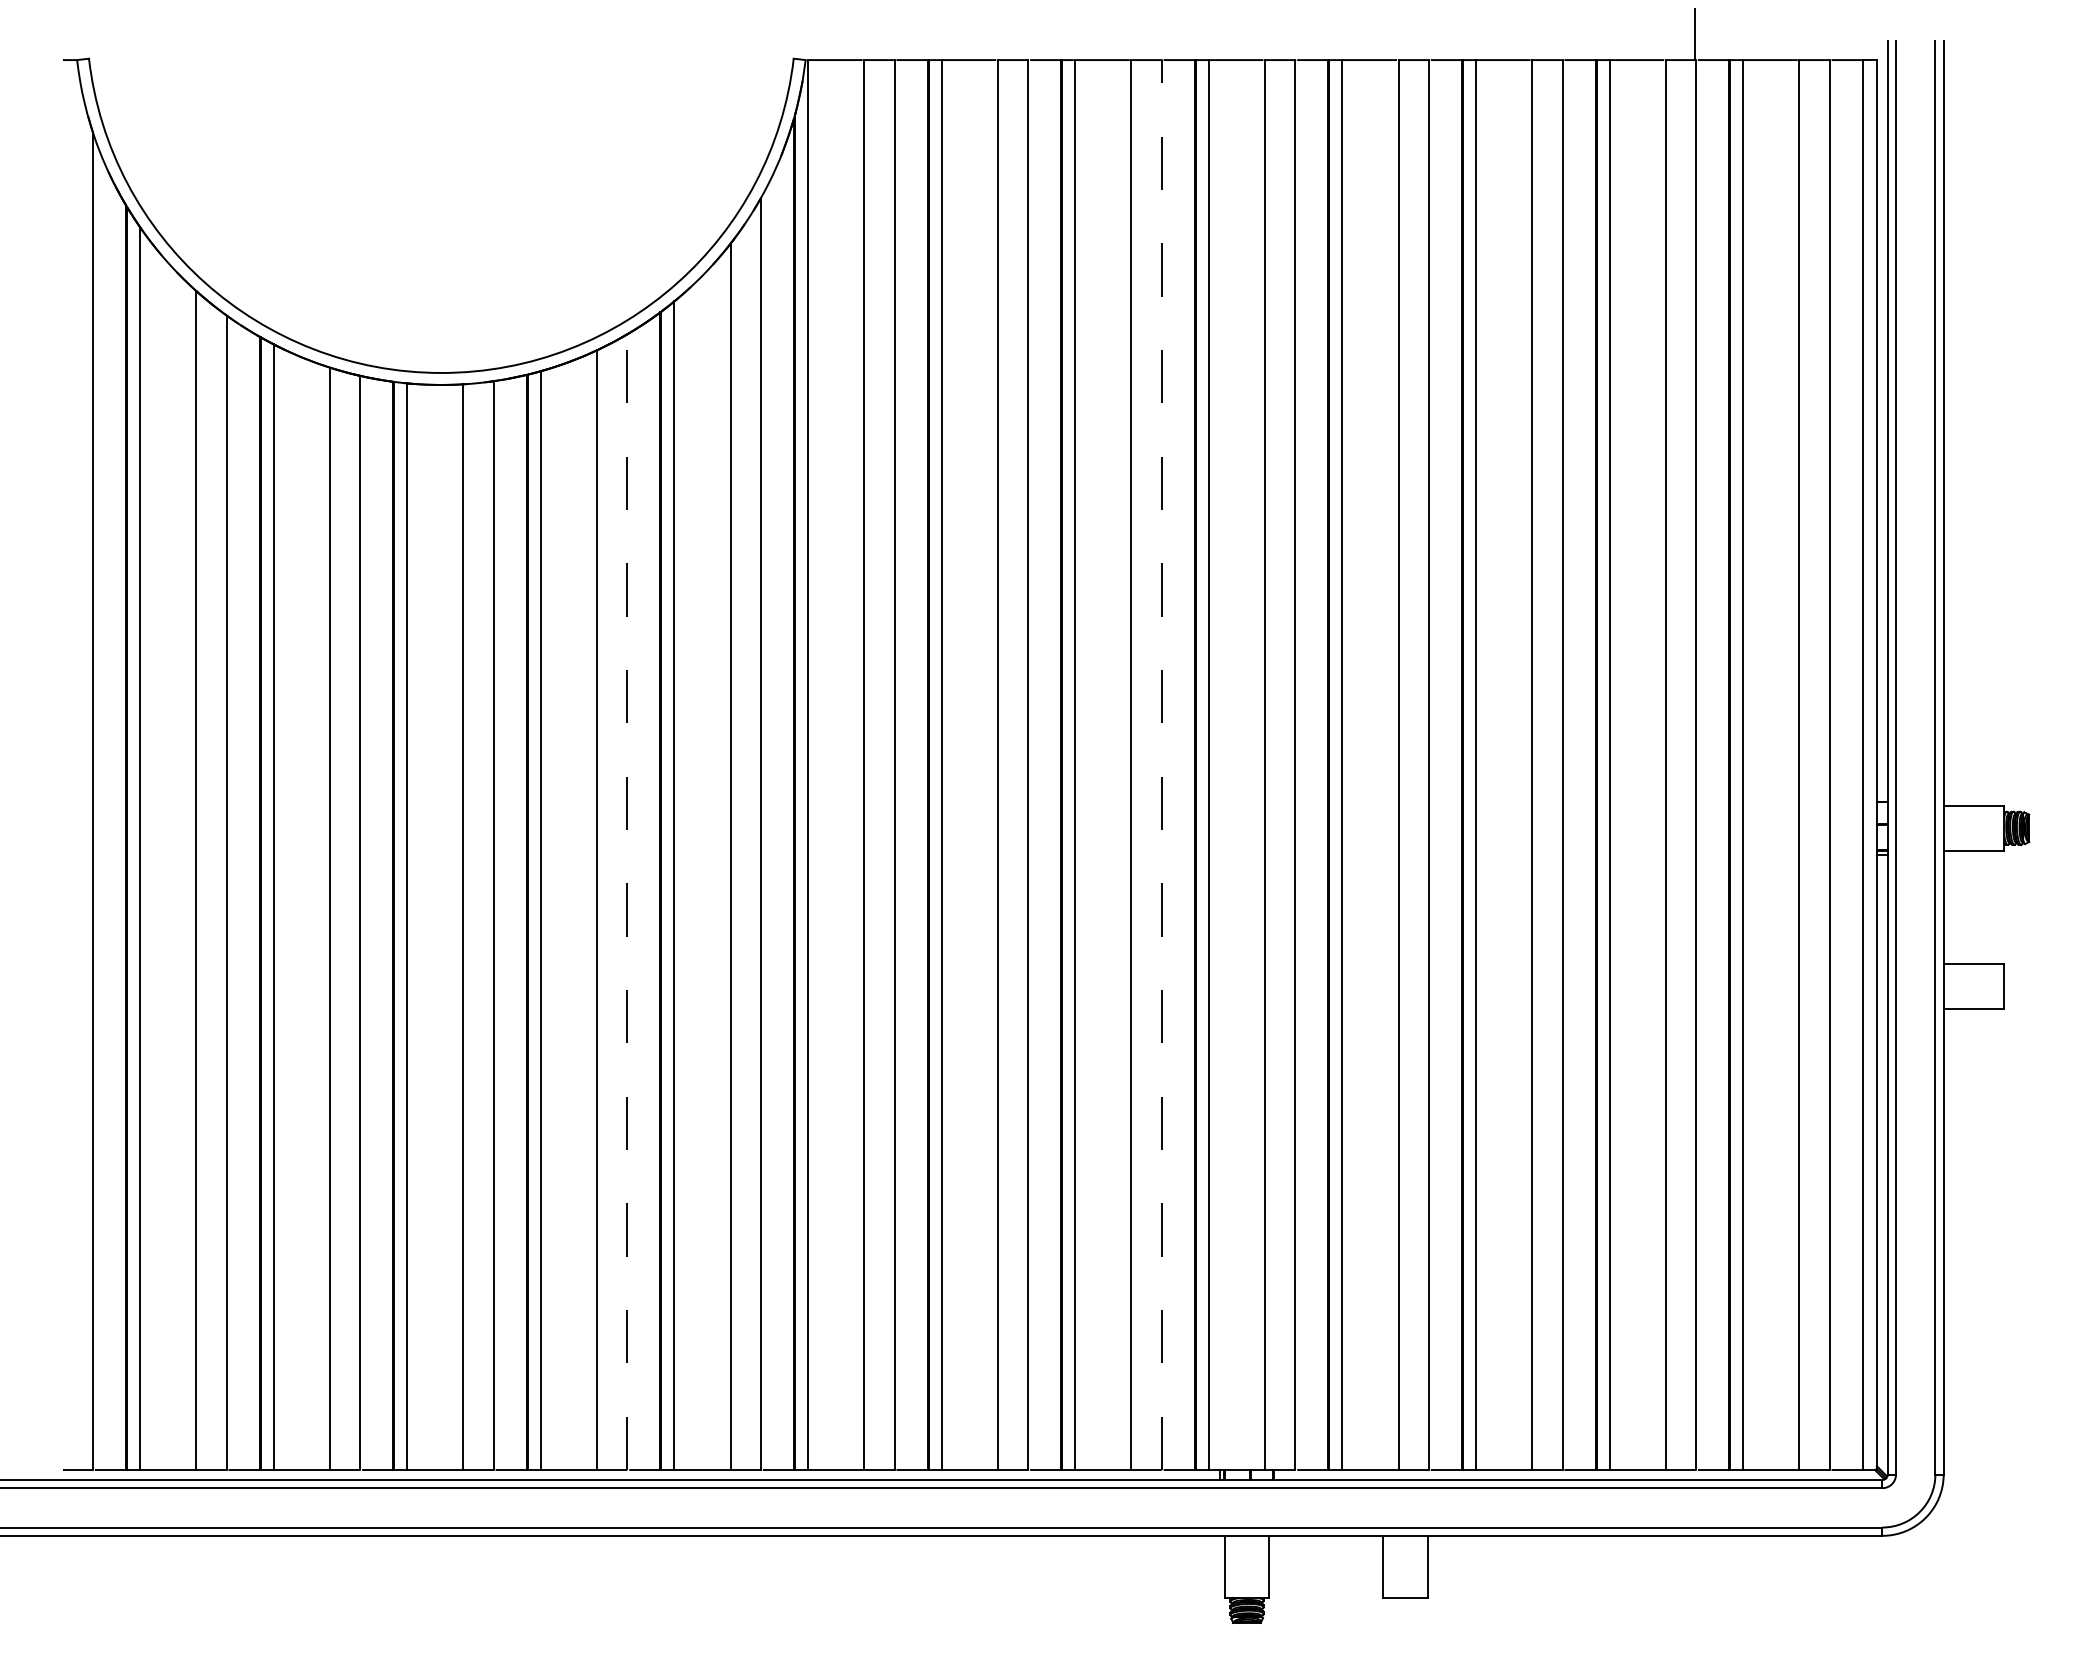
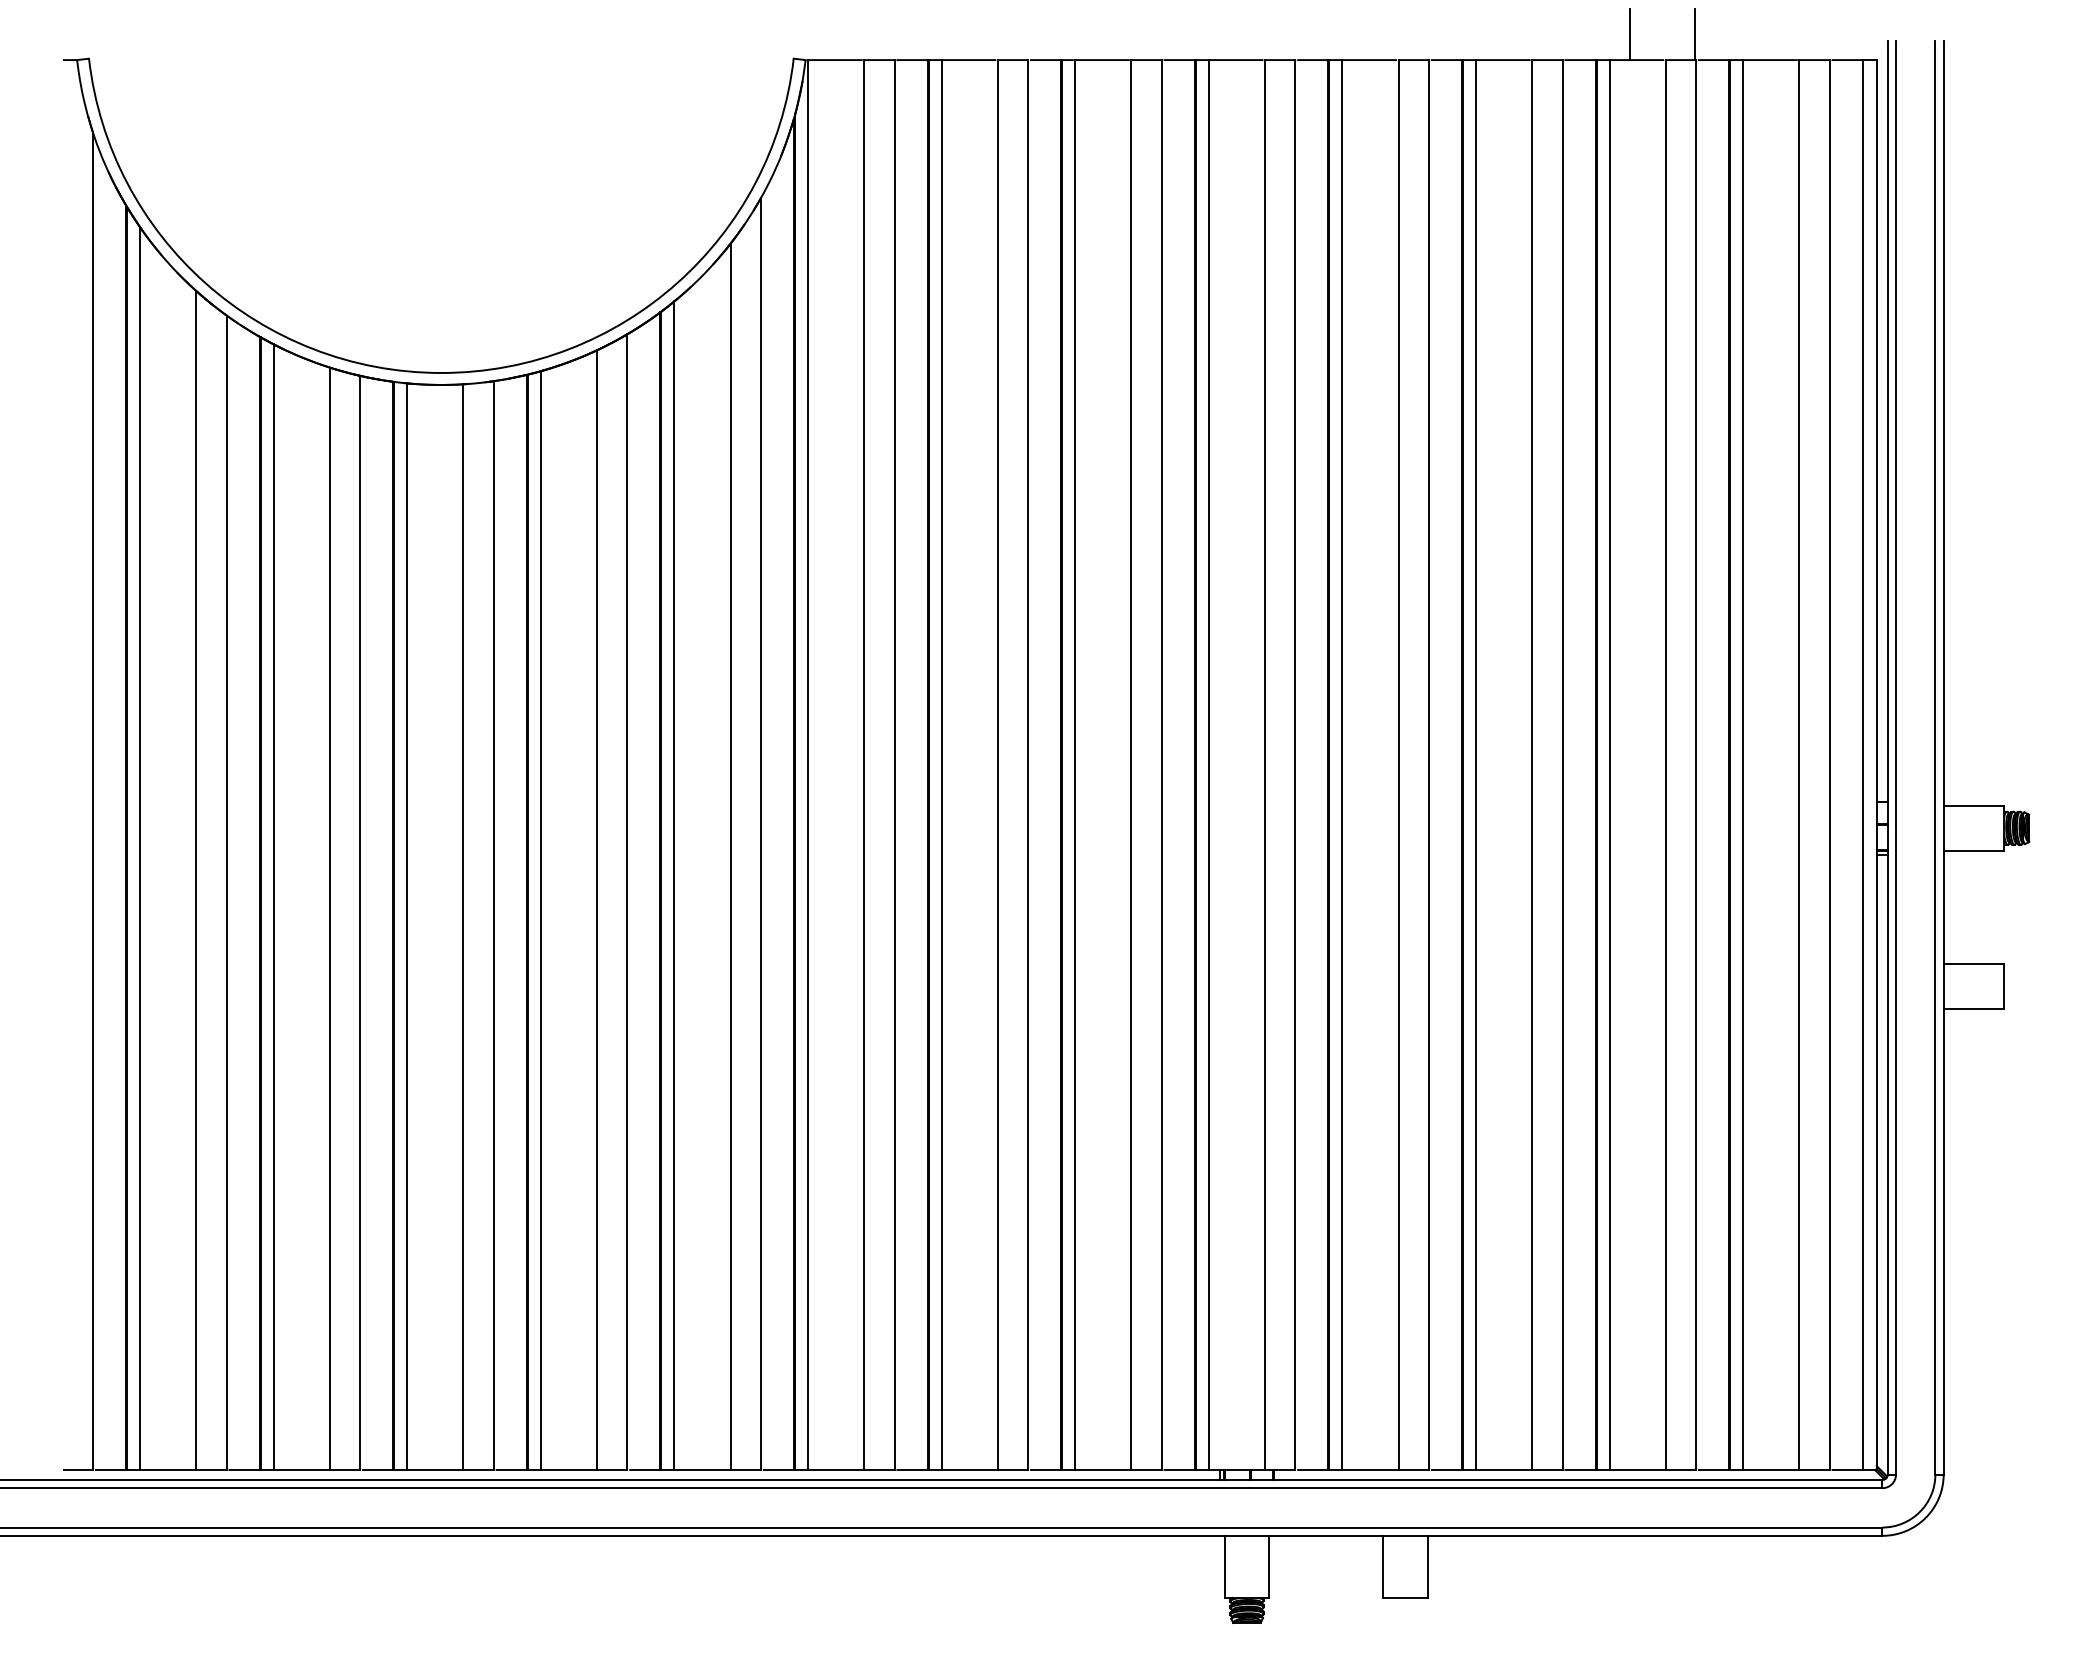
line: none -> present (1629, 34)
line: dashed -> solid (1161, 765)
line: dashed -> solid (627, 902)
